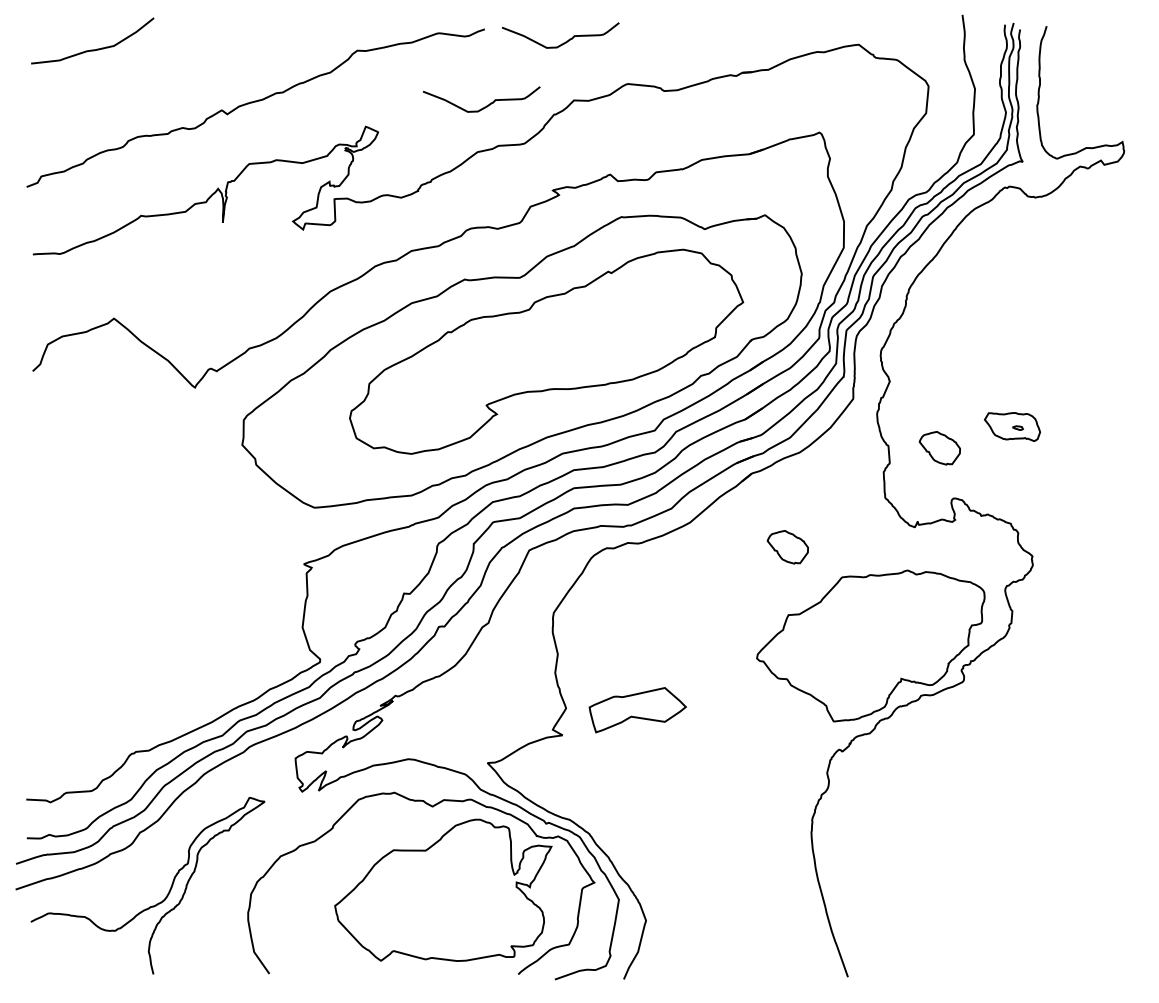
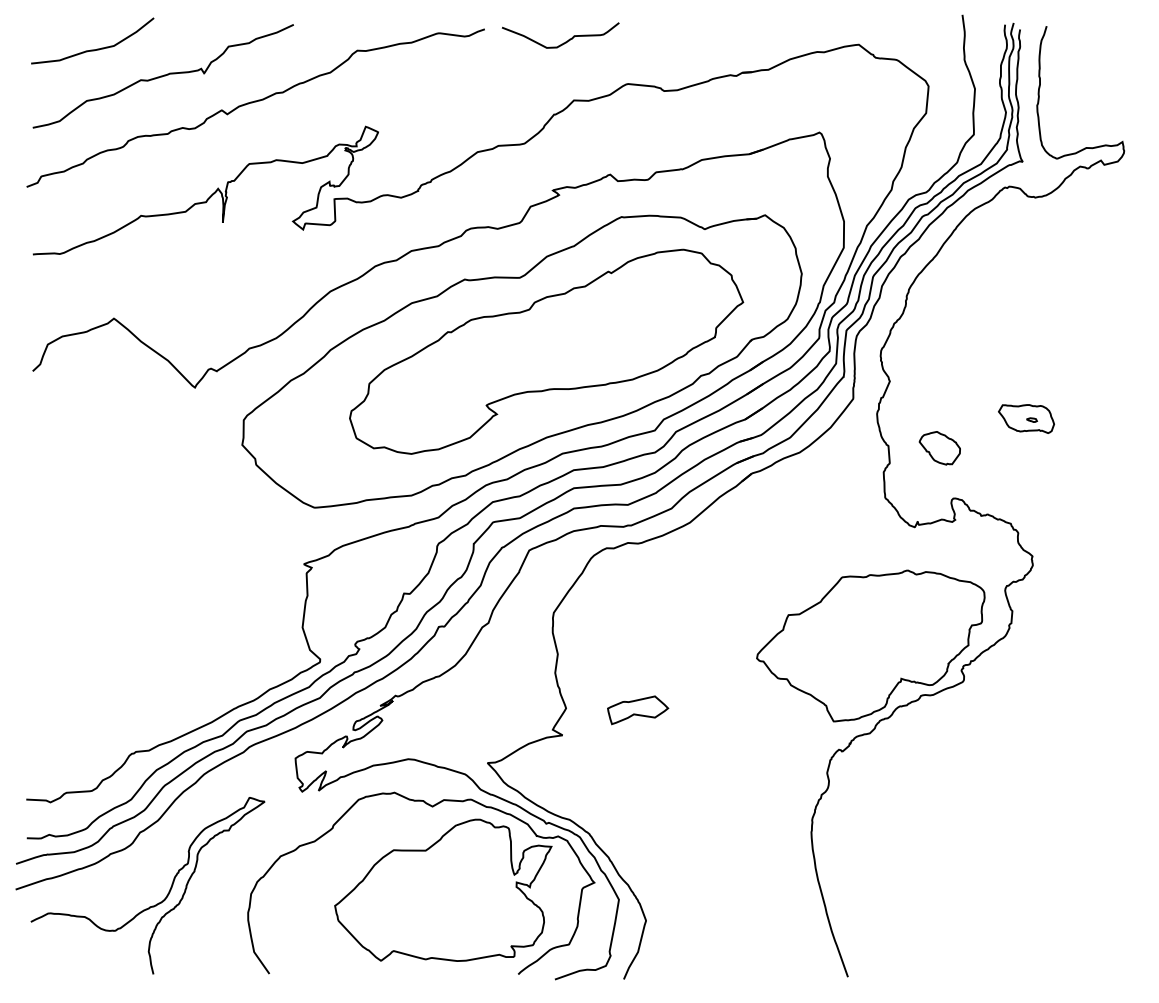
curve: none -> present (162, 76)
curve: present -> none (484, 106)
part position: (1012, 426) -> (1026, 418) (1026, 418)
part: present -> none (787, 547)
part size: 99x47 px -> 63x31 px (638, 710)
